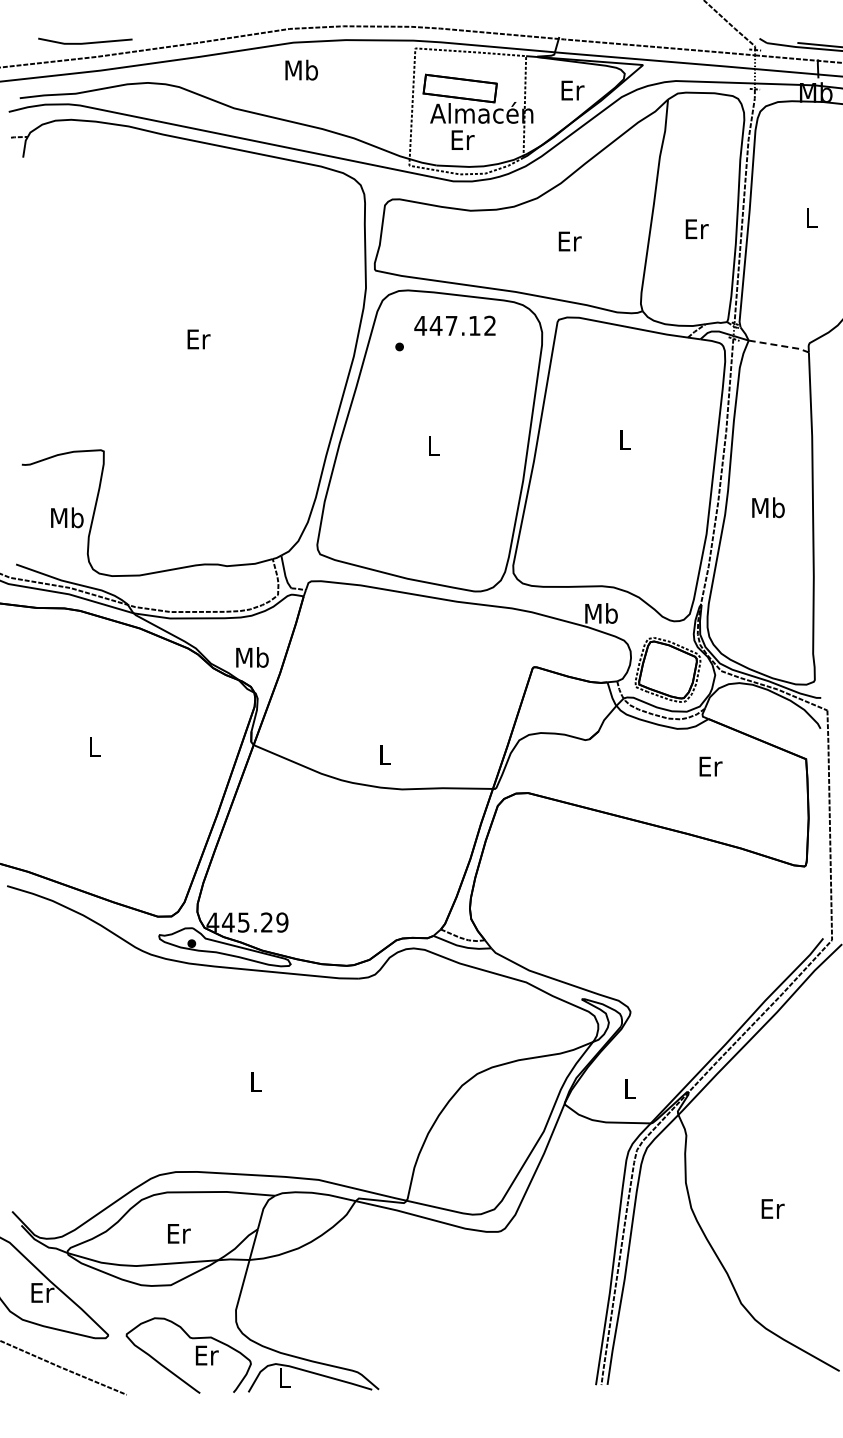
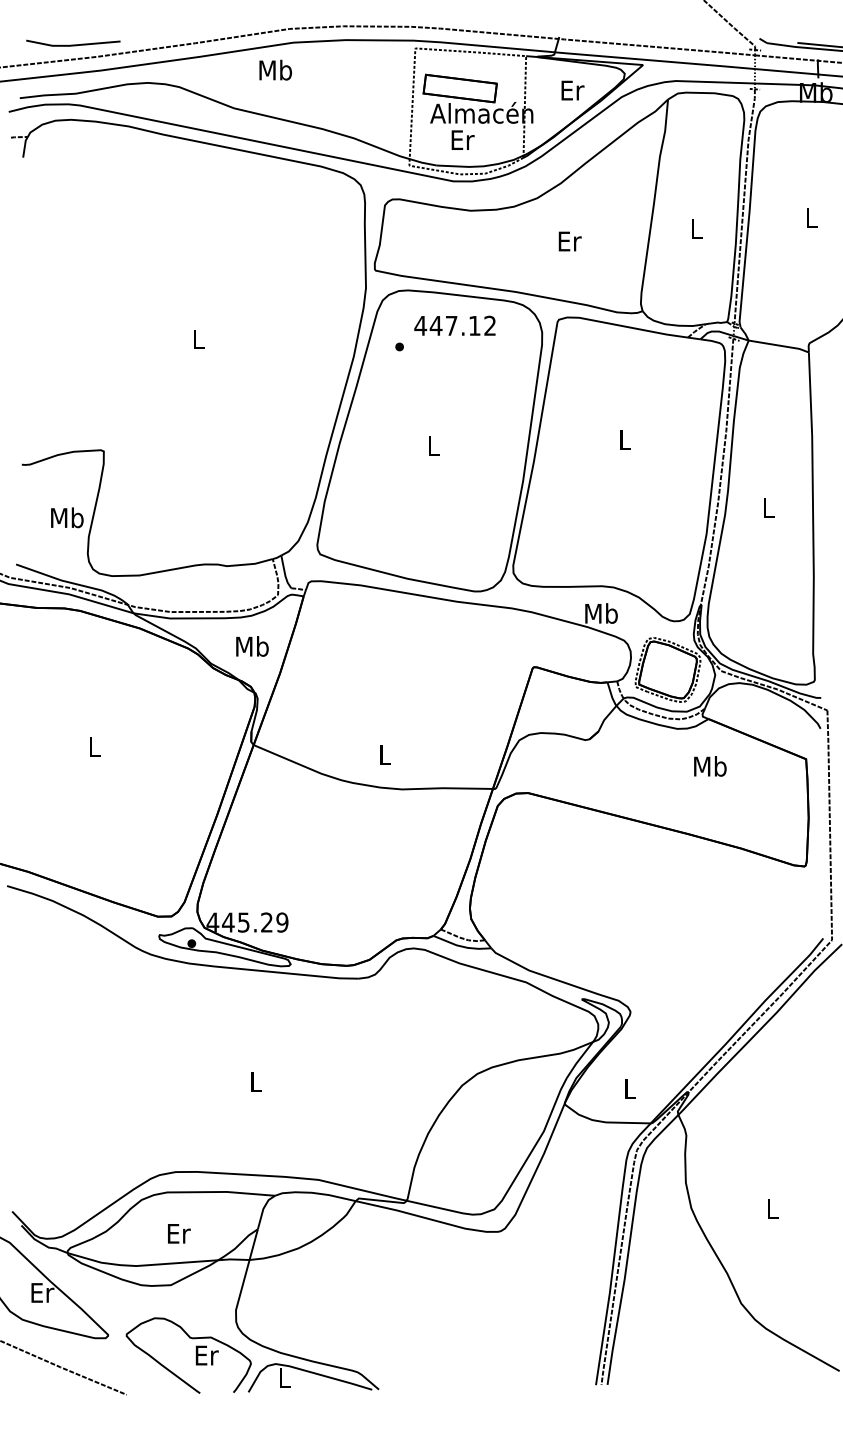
line position: (85, 42) -> (73, 44) (73, 44)
text position: (301, 69) -> (275, 69) (275, 69)
text: Er -> L (696, 229)
text: Er -> L (198, 339)
line: dashed -> solid (779, 345)
text: Mb -> L (768, 507)
text position: (252, 657) -> (252, 646) (252, 646)
text: Er -> Mb (710, 766)
text: Er -> L (772, 1208)
